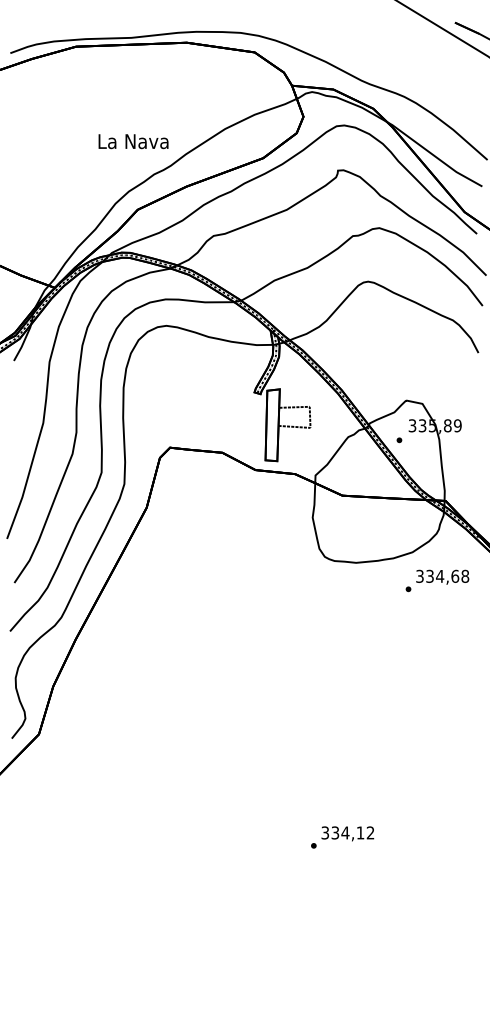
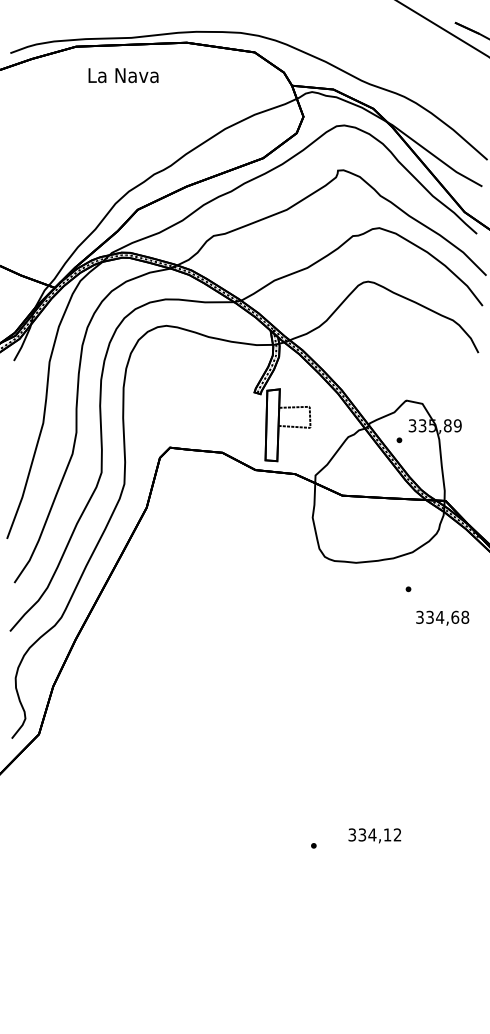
text position: (133, 141) -> (123, 75) (123, 75)
text position: (442, 576) -> (442, 617) (442, 617)
text position: (347, 833) -> (374, 835) (374, 835)
